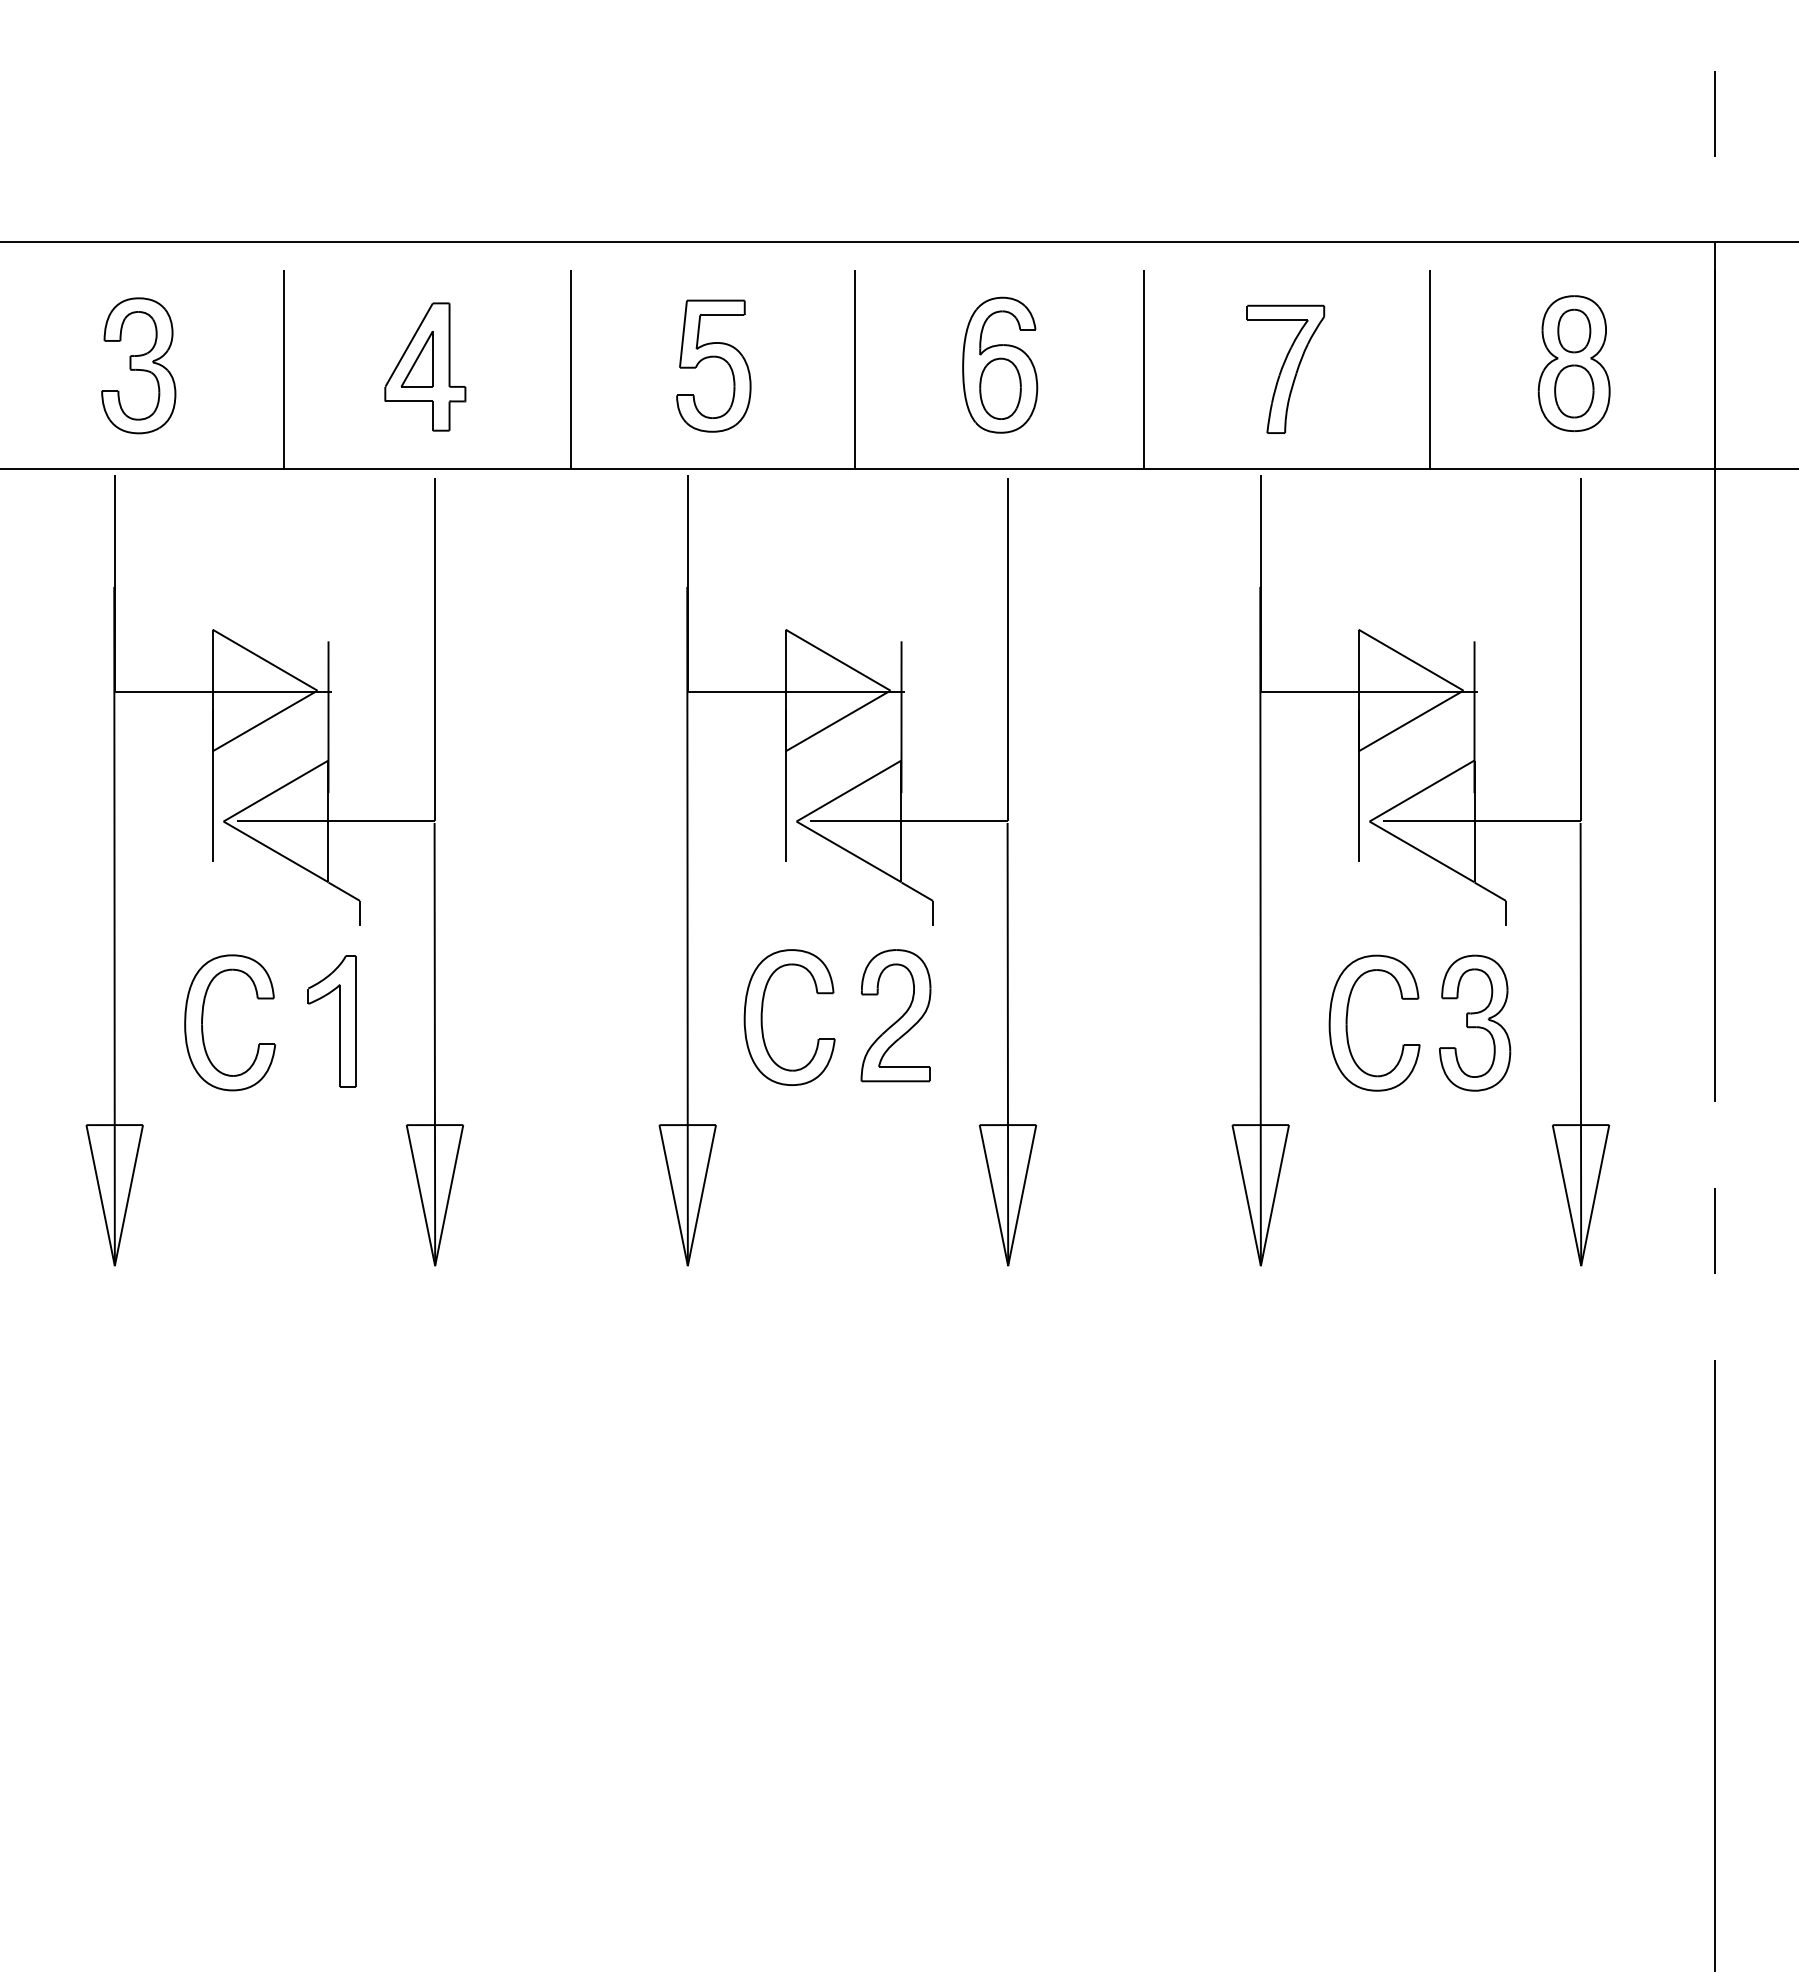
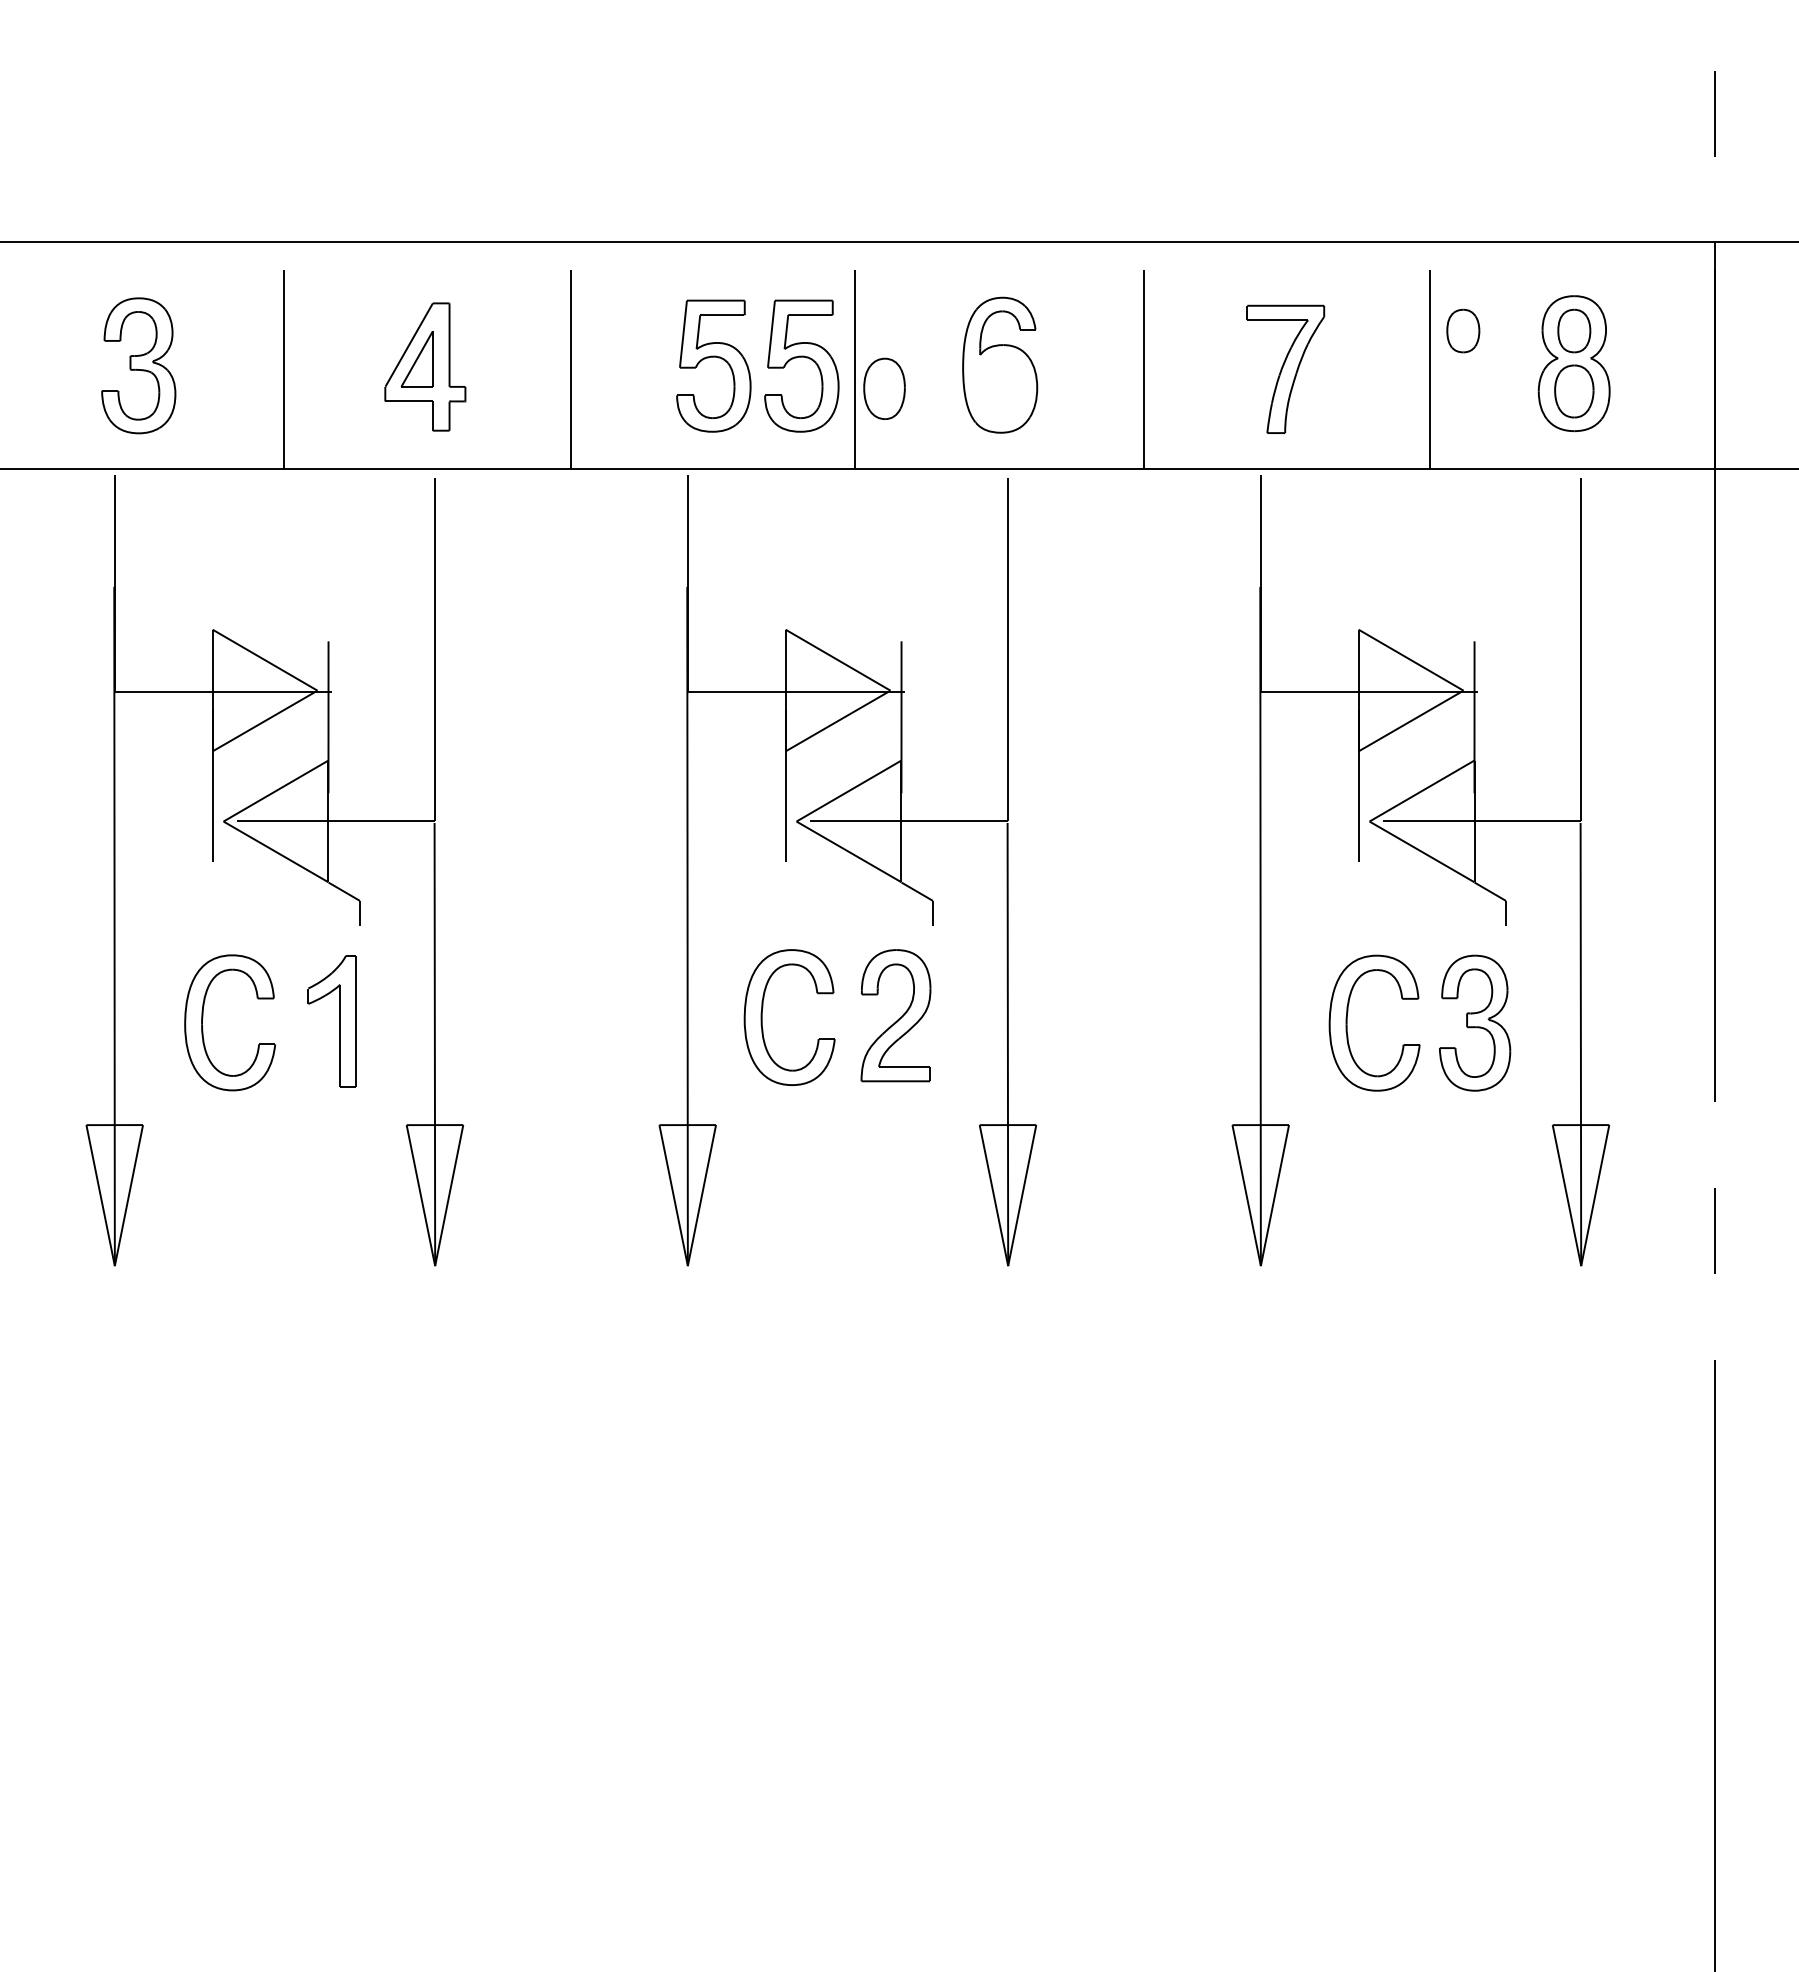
part: none -> present (1463, 330)
part: none -> present (801, 357)
part position: (1000, 388) -> (884, 388) (884, 388)
